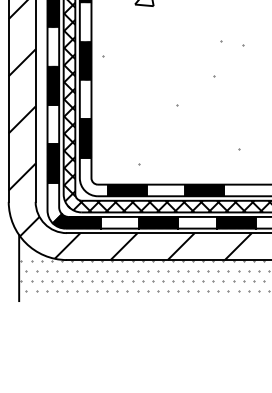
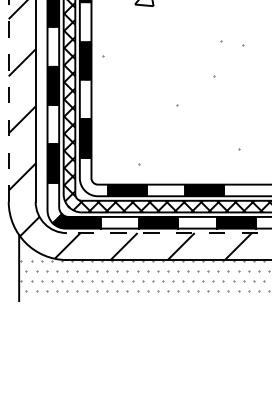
line: solid -> dashed (8, 101)
line: solid -> dashed (168, 233)
